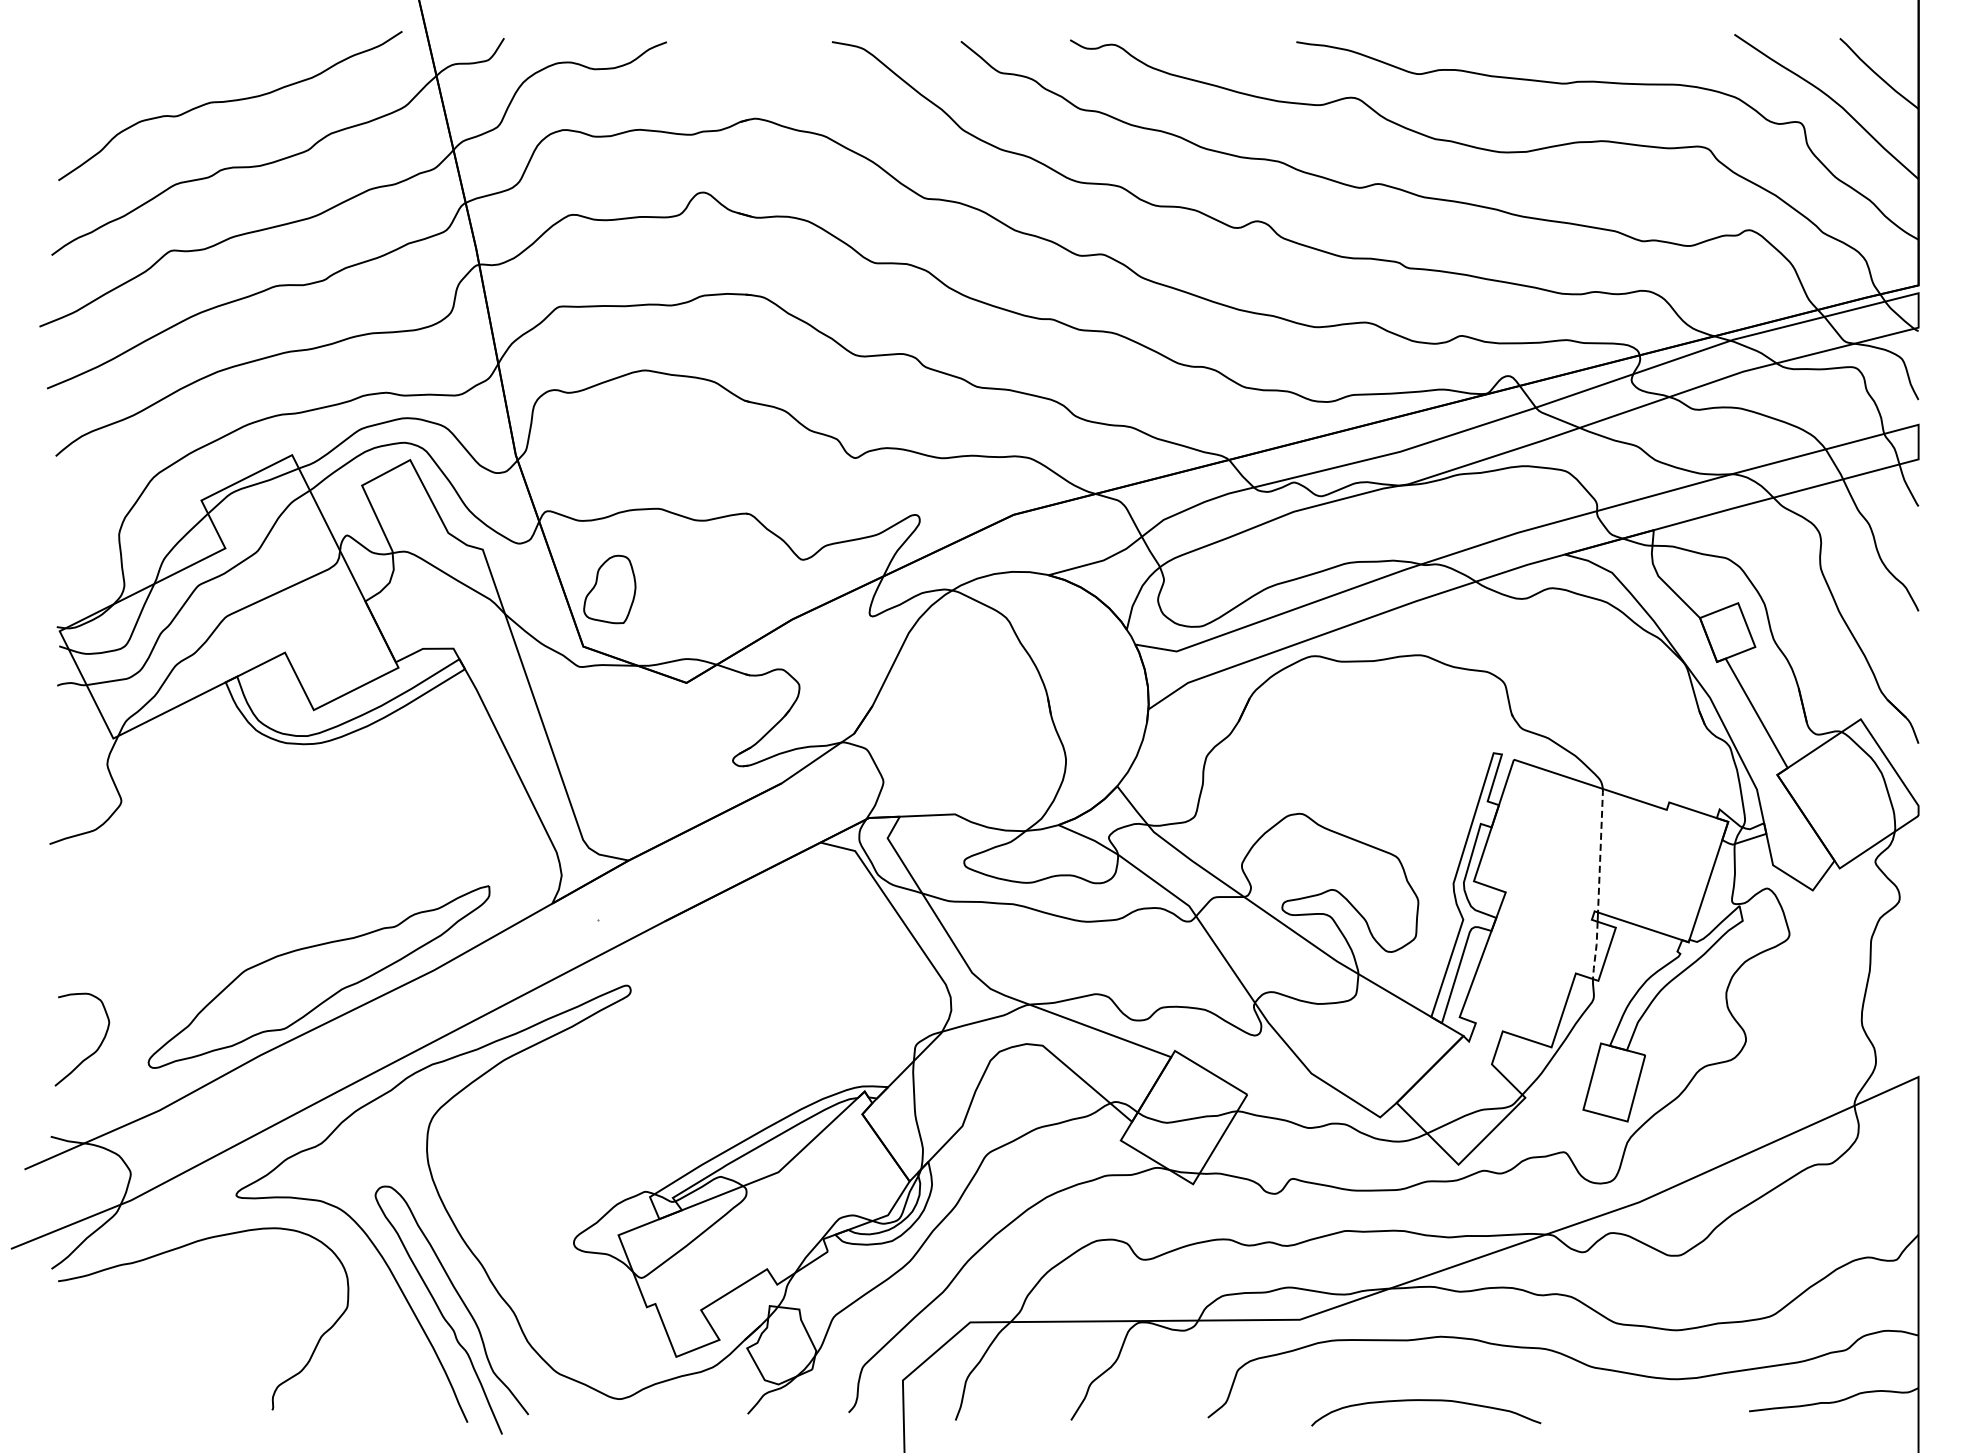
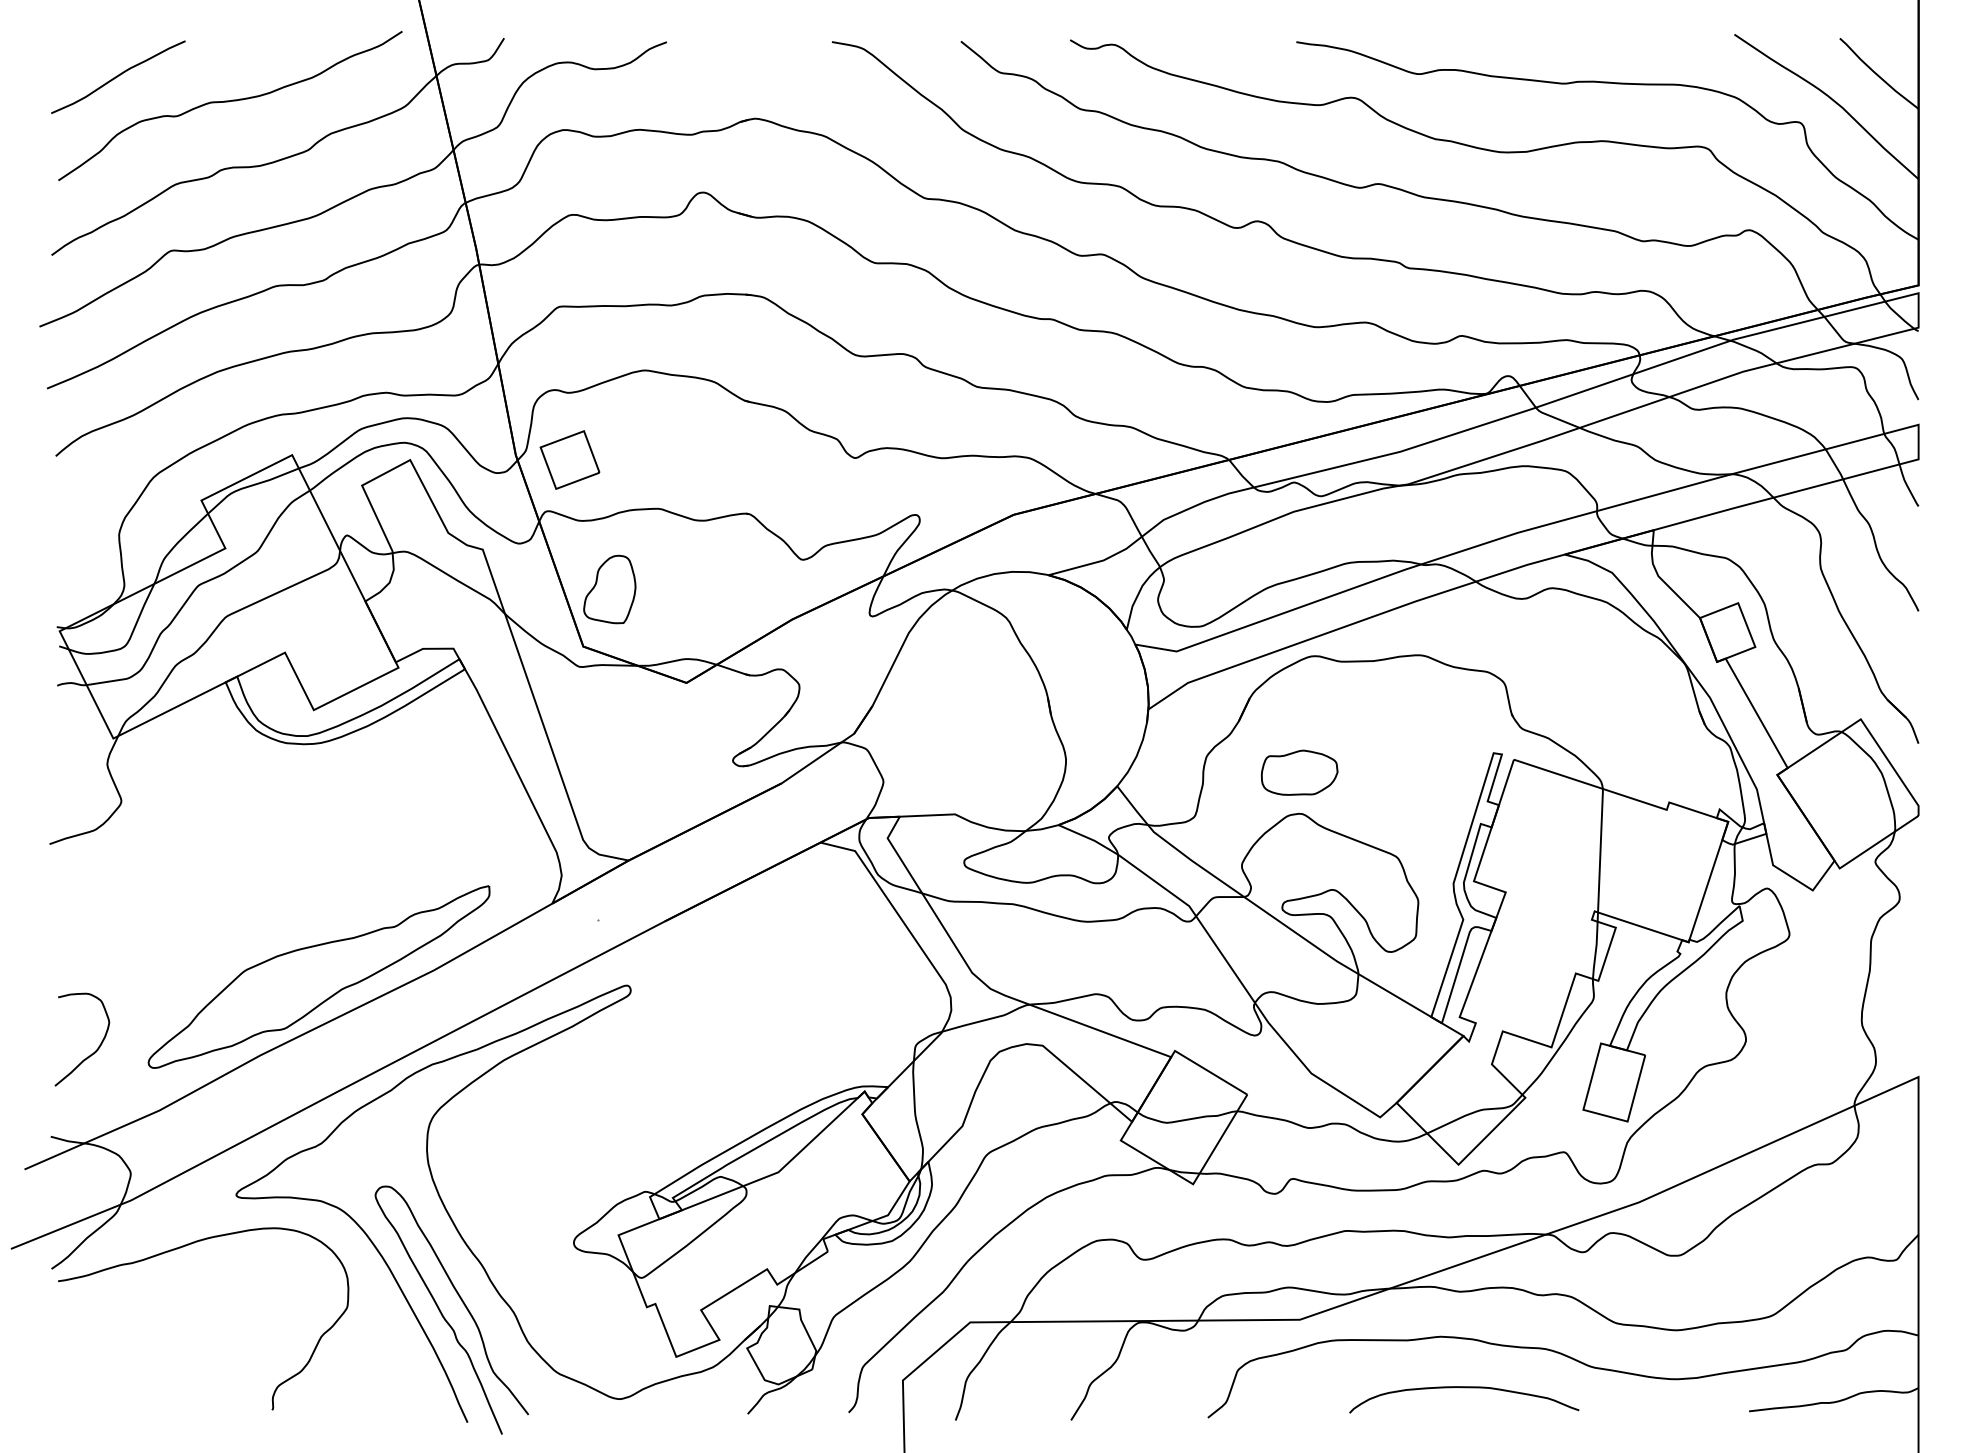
curve: none -> present (118, 76)
part: none -> present (569, 459)
part: none -> present (1299, 772)
line: dashed -> solid (1600, 849)
line: dashed -> solid (1595, 951)
curve position: (1426, 1401) -> (1464, 1388) (1464, 1388)
